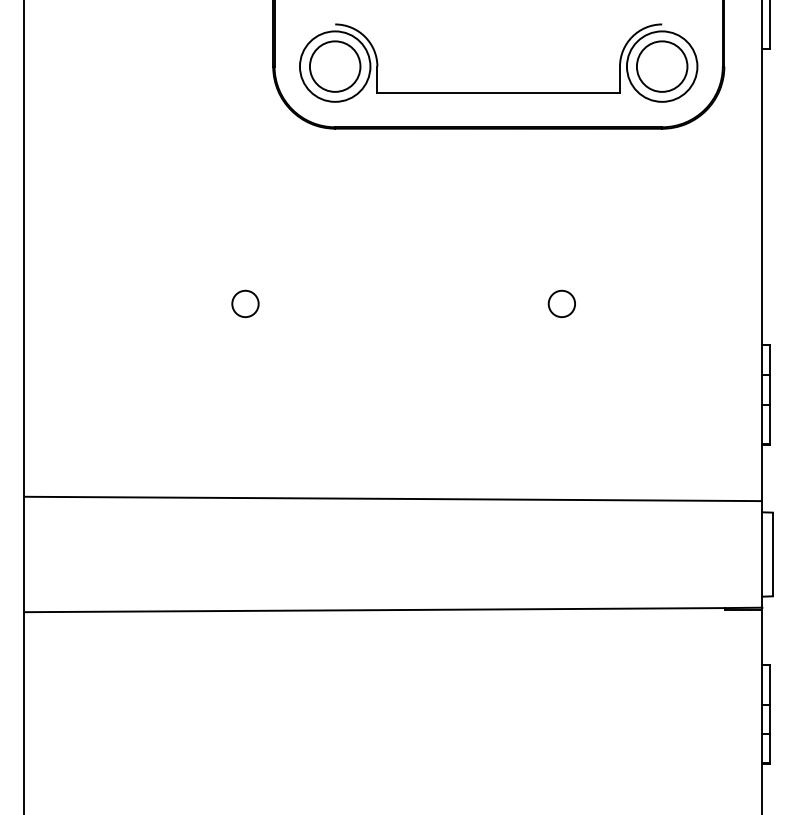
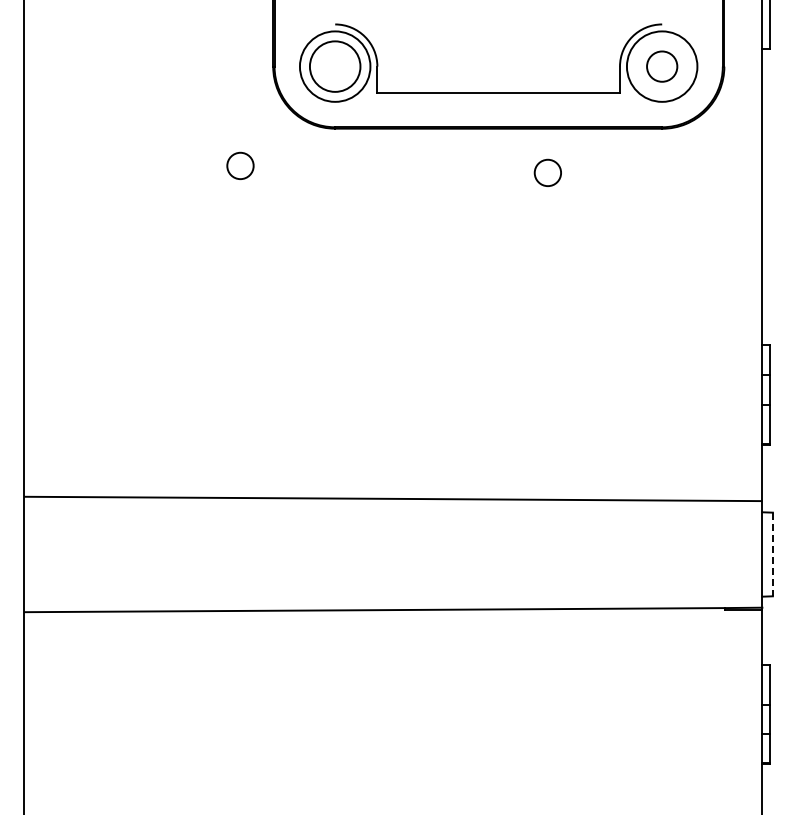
circle diameter: 51 px -> 30 px (662, 66)
circle position: (245, 303) -> (240, 165) (240, 165)
circle position: (561, 303) -> (547, 172) (547, 172)
line: solid -> dashed (772, 554)
